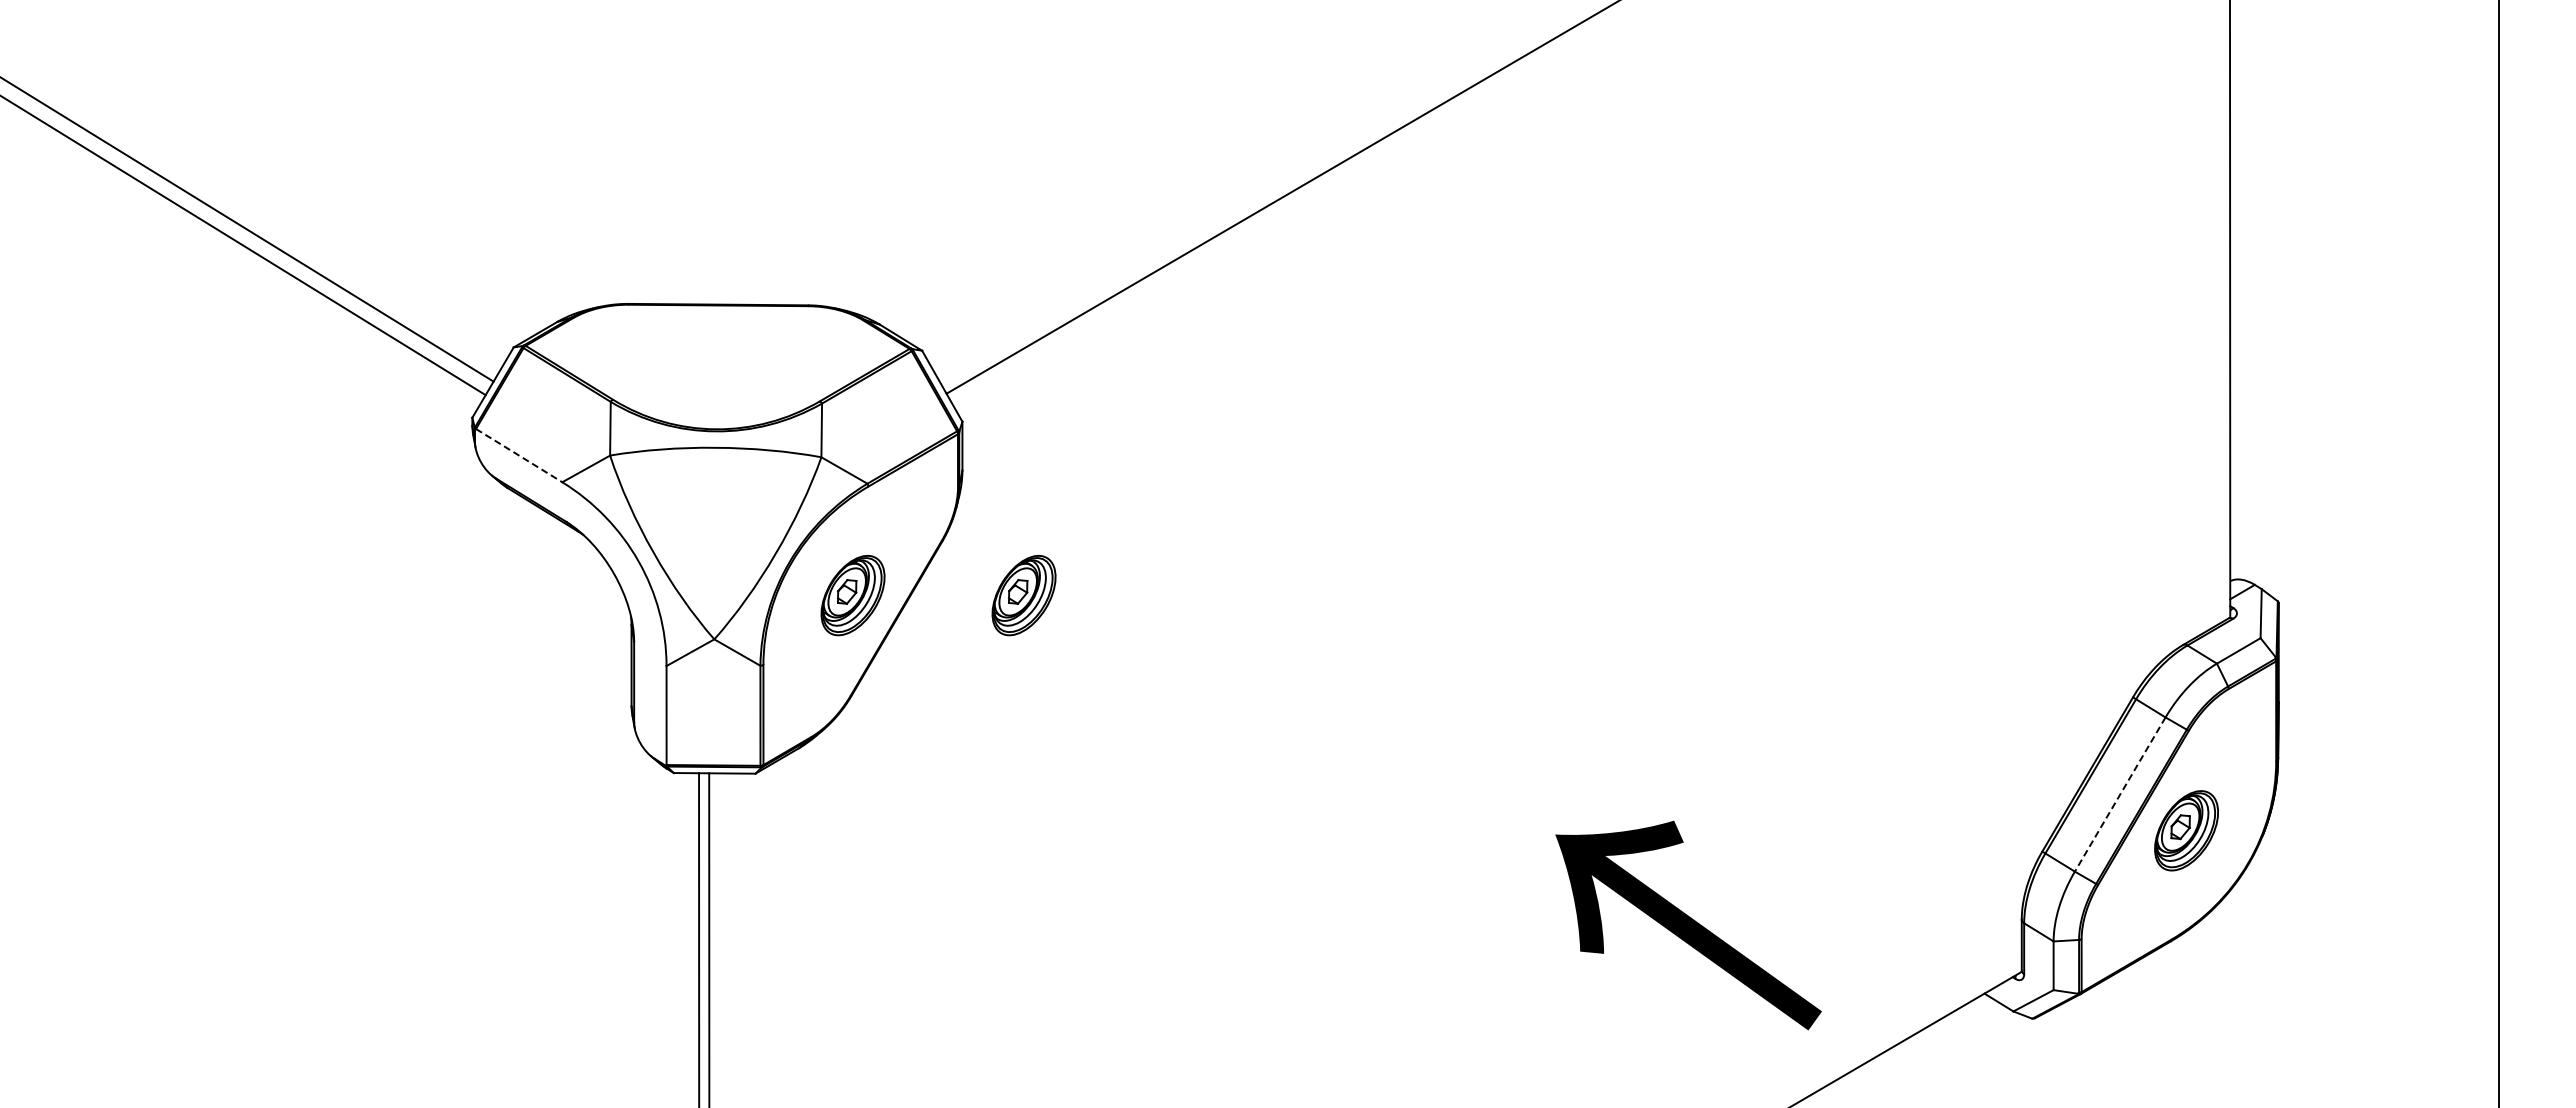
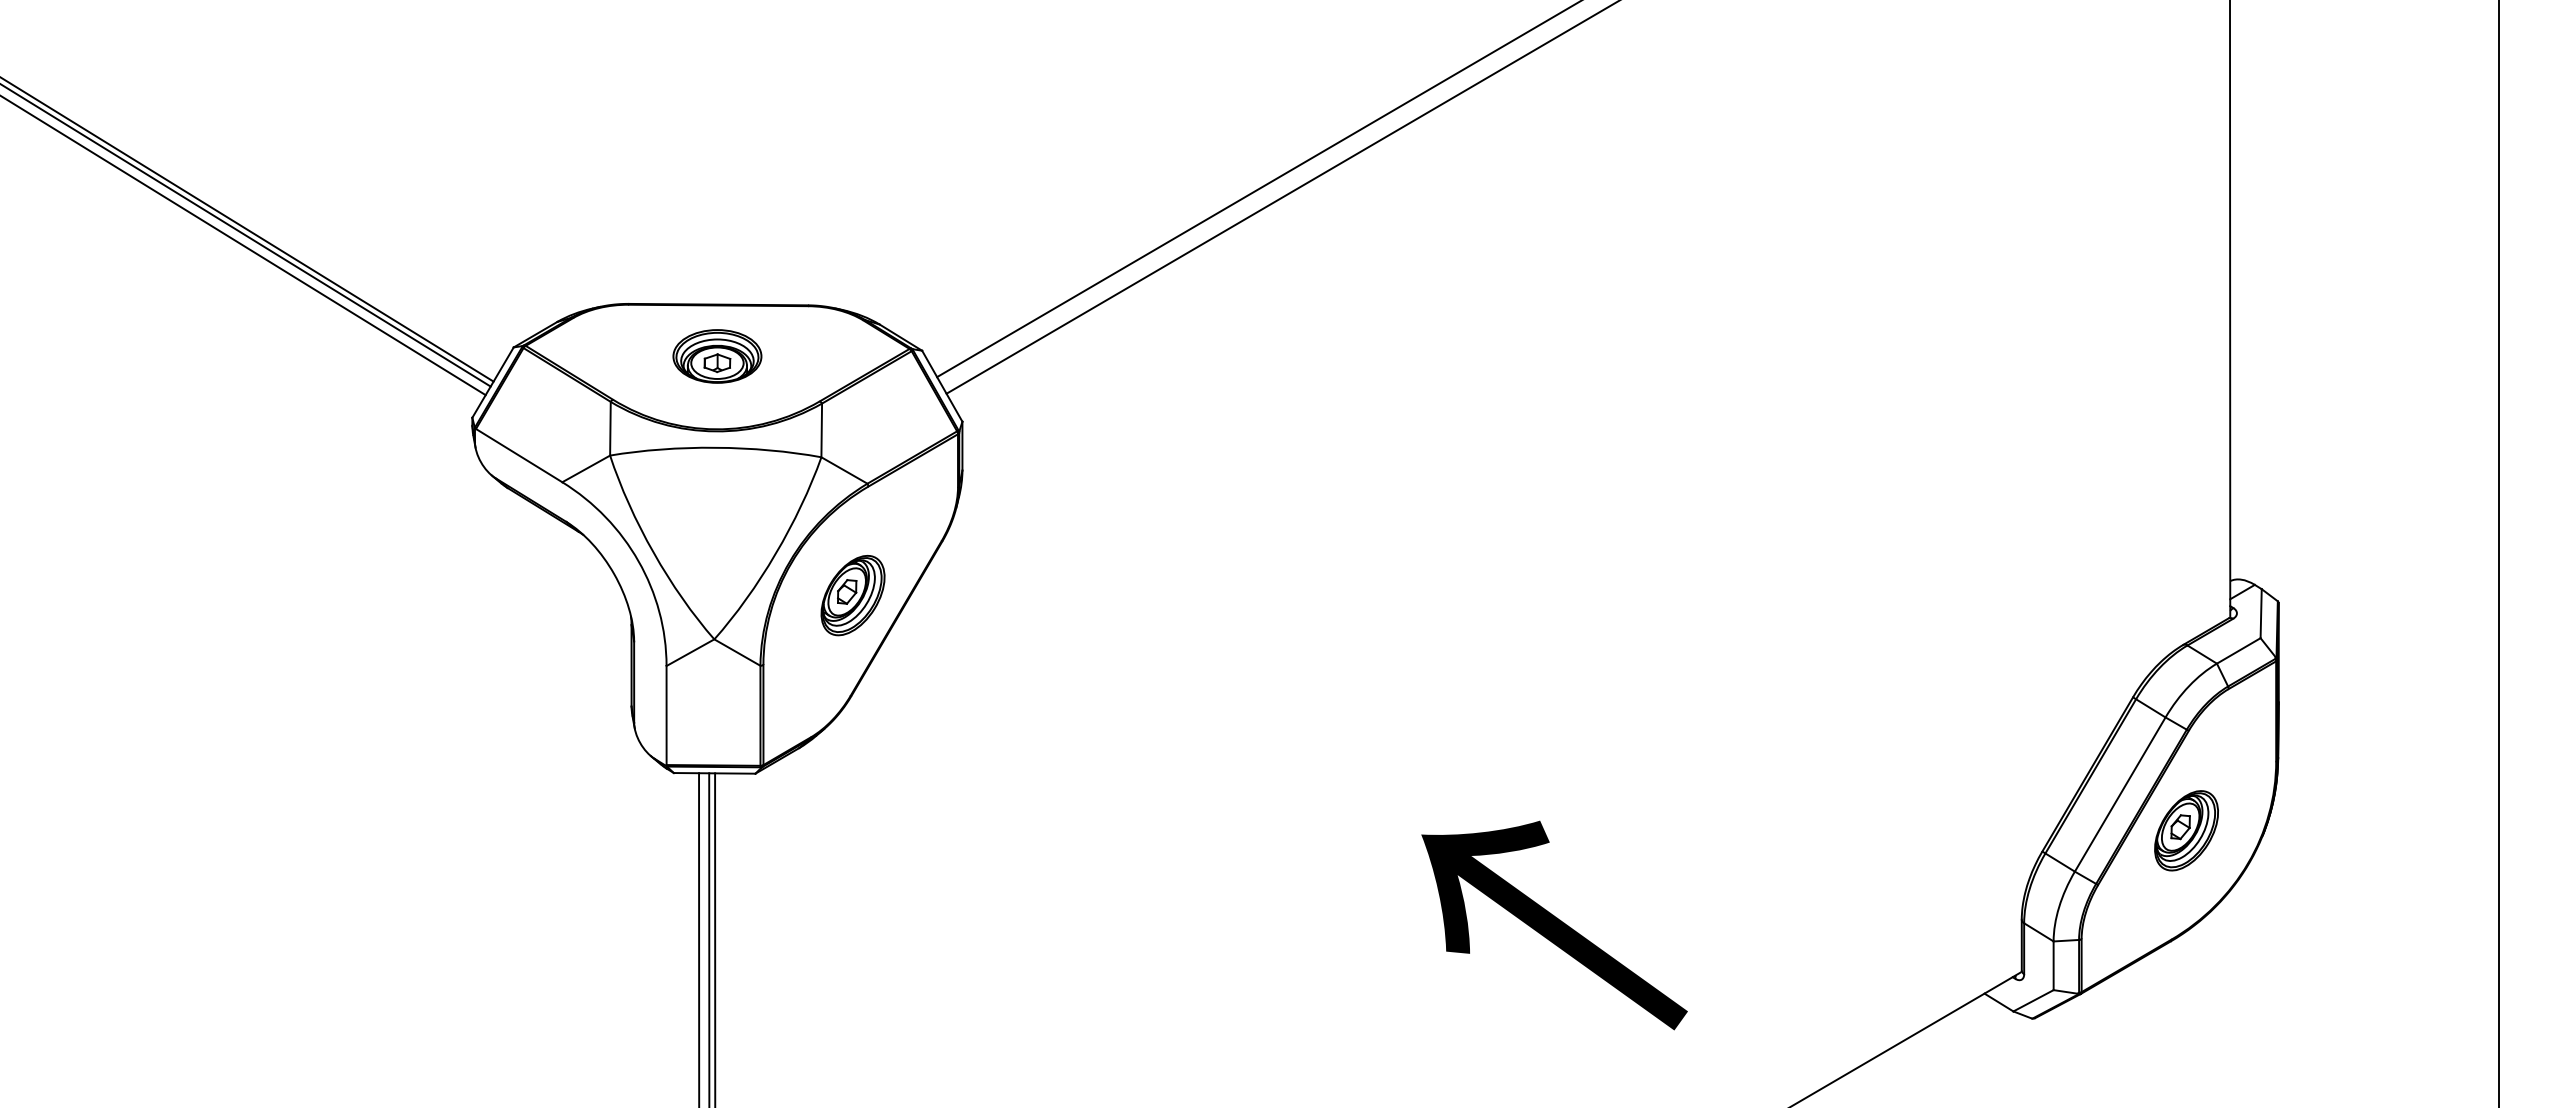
line: none -> present (1257, 189)
line: none -> present (246, 235)
part: none -> present (717, 356)
line: dashed -> solid (519, 455)
part: present -> none (1023, 595)
line: dashed -> solid (2119, 794)
text position: (1688, 925) -> (1554, 925) (1554, 925)
line: none -> present (715, 938)
